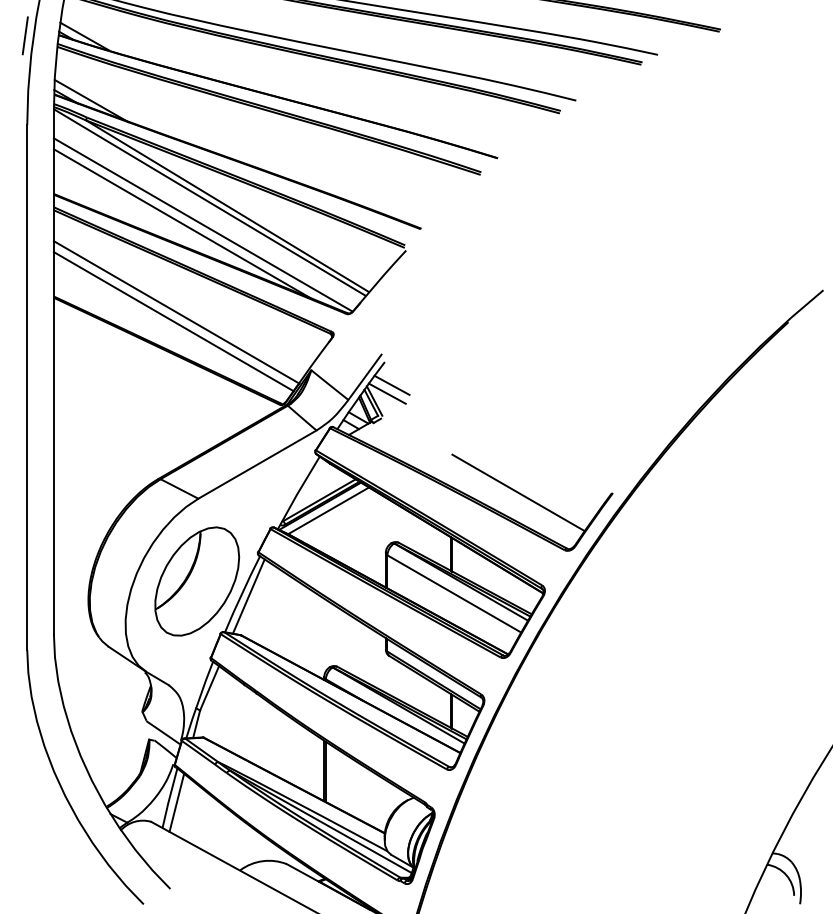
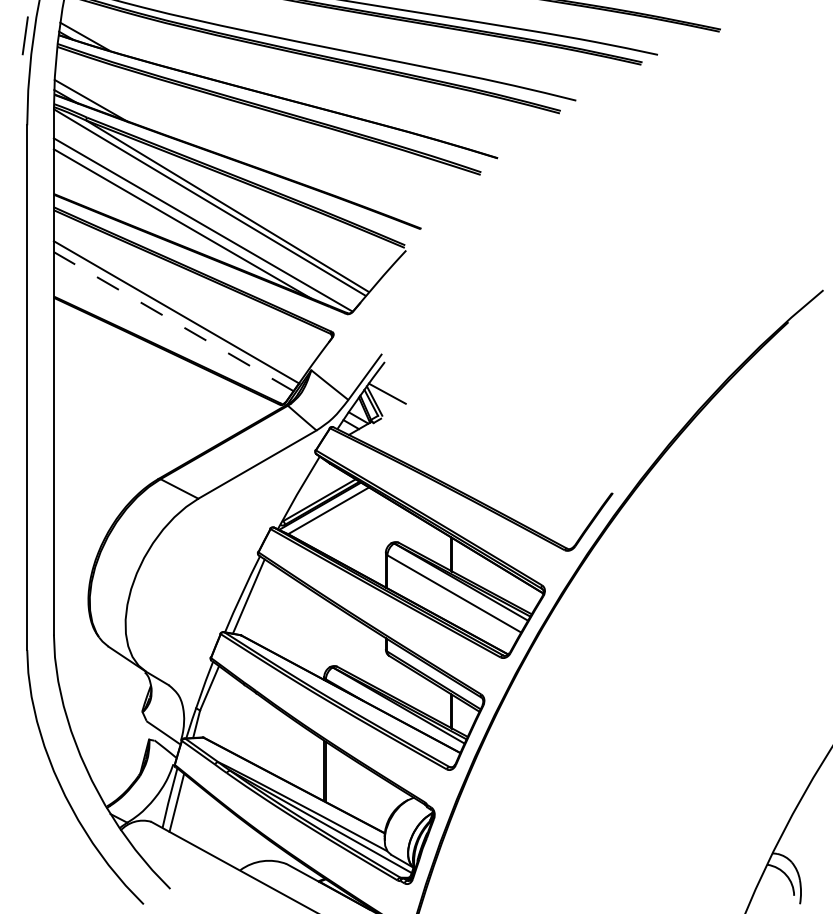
line: solid -> dashed (173, 321)
line: present -> none (391, 384)
line: present -> none (518, 492)
part: present -> none (197, 581)
